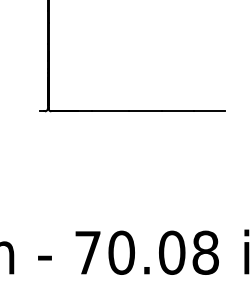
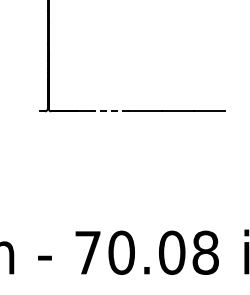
line: solid -> dashed (110, 111)
